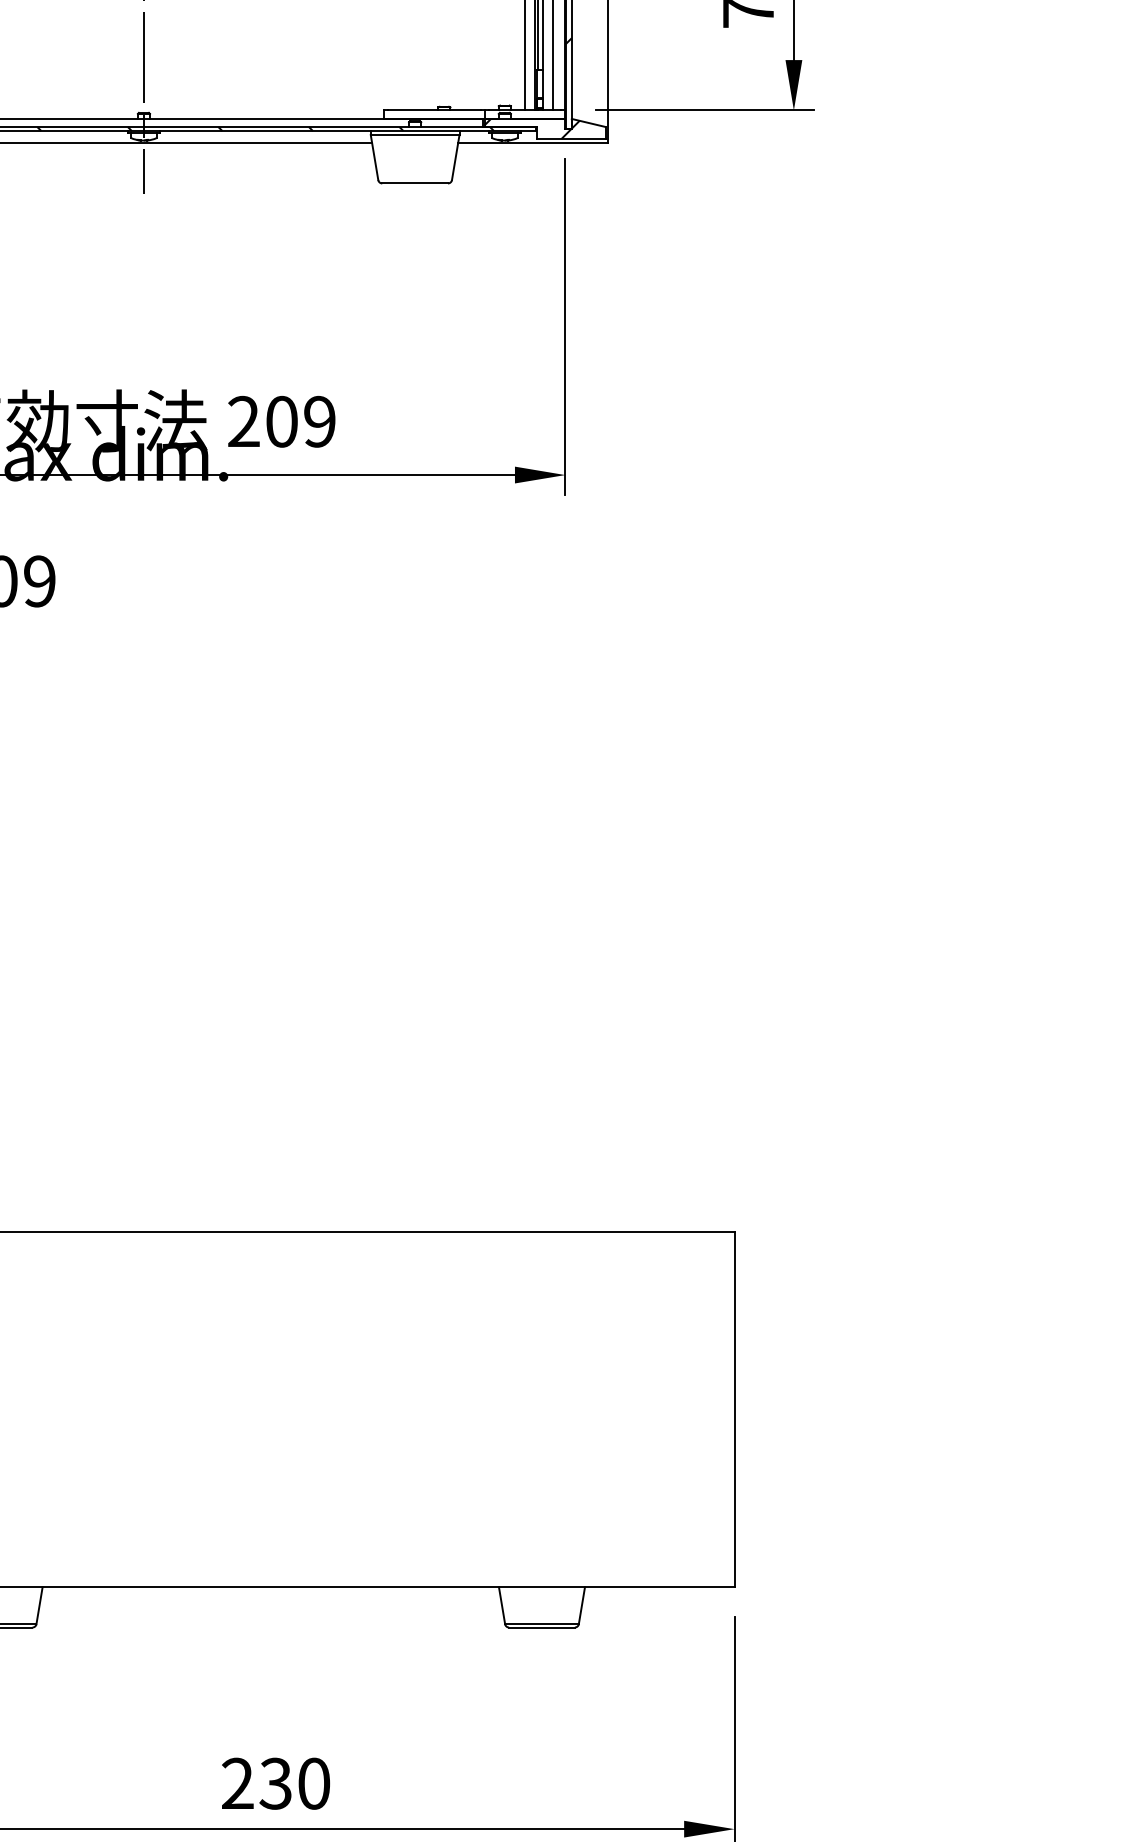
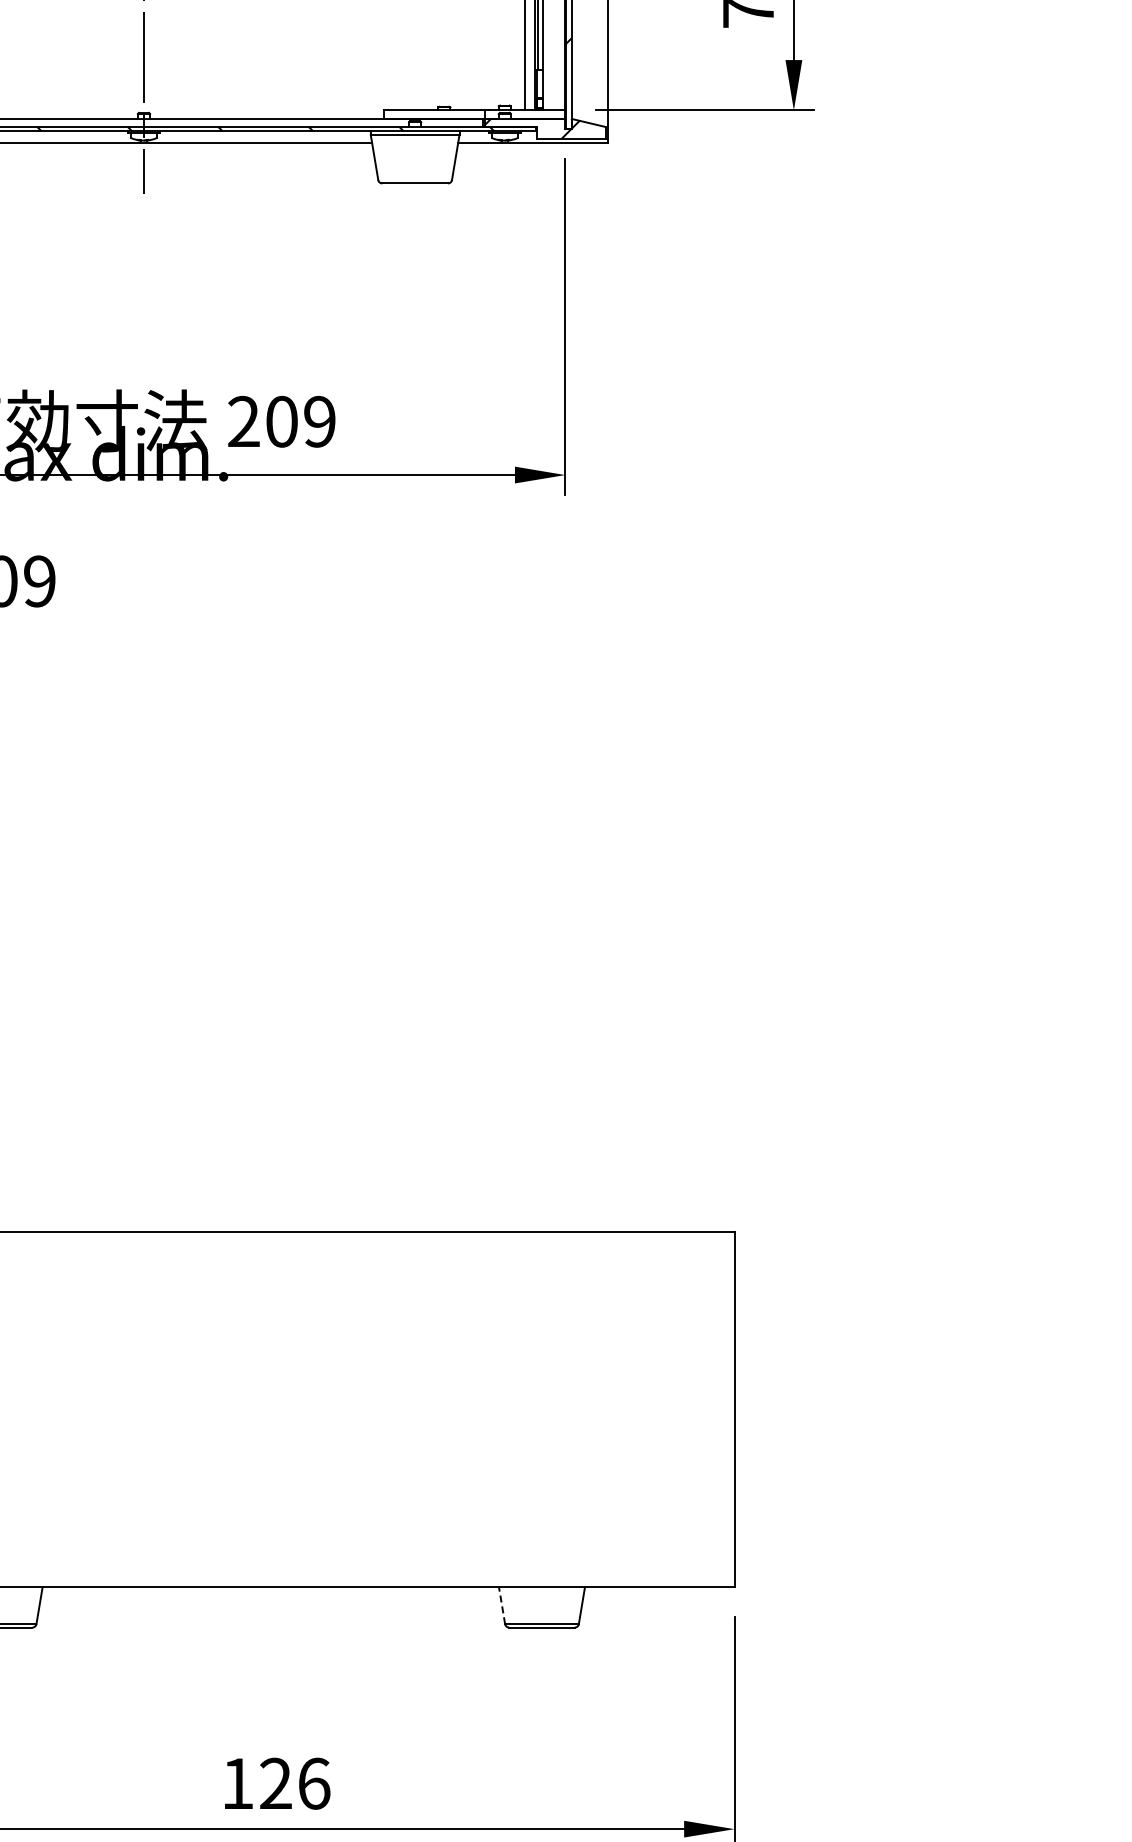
line: present -> none (553, 56)
line: solid -> dashed (502, 1605)
text: 230 -> 126 (276, 1783)
